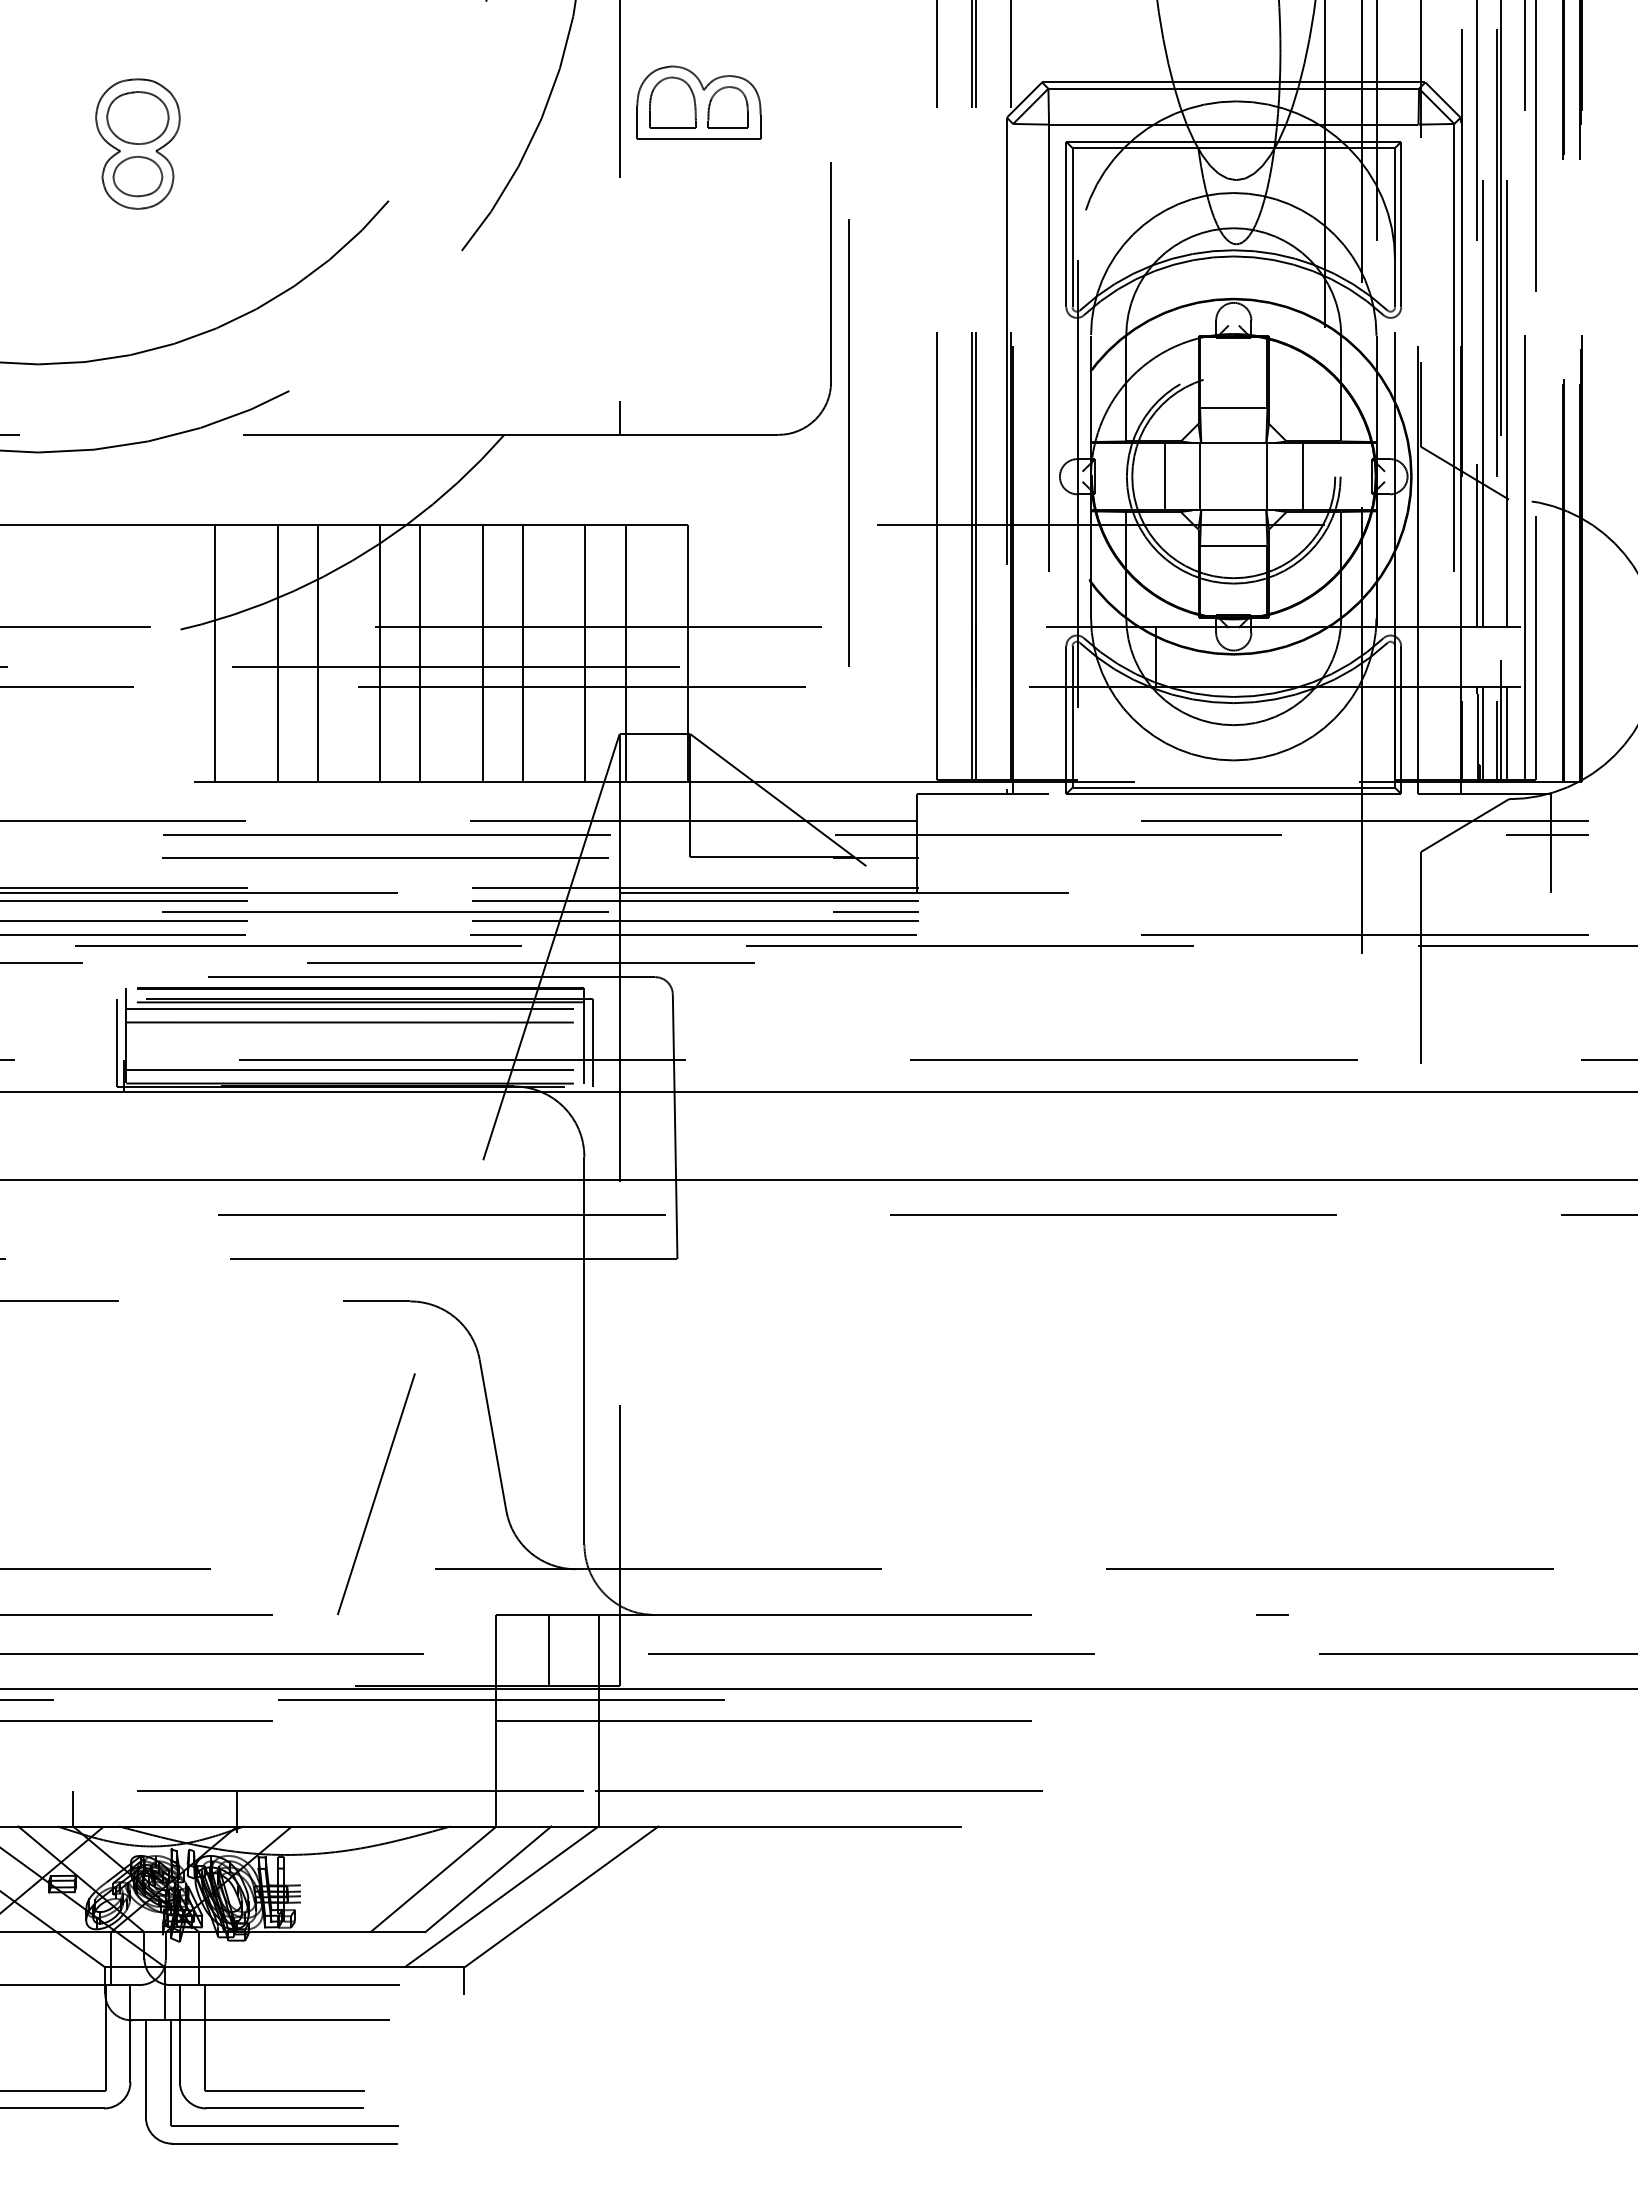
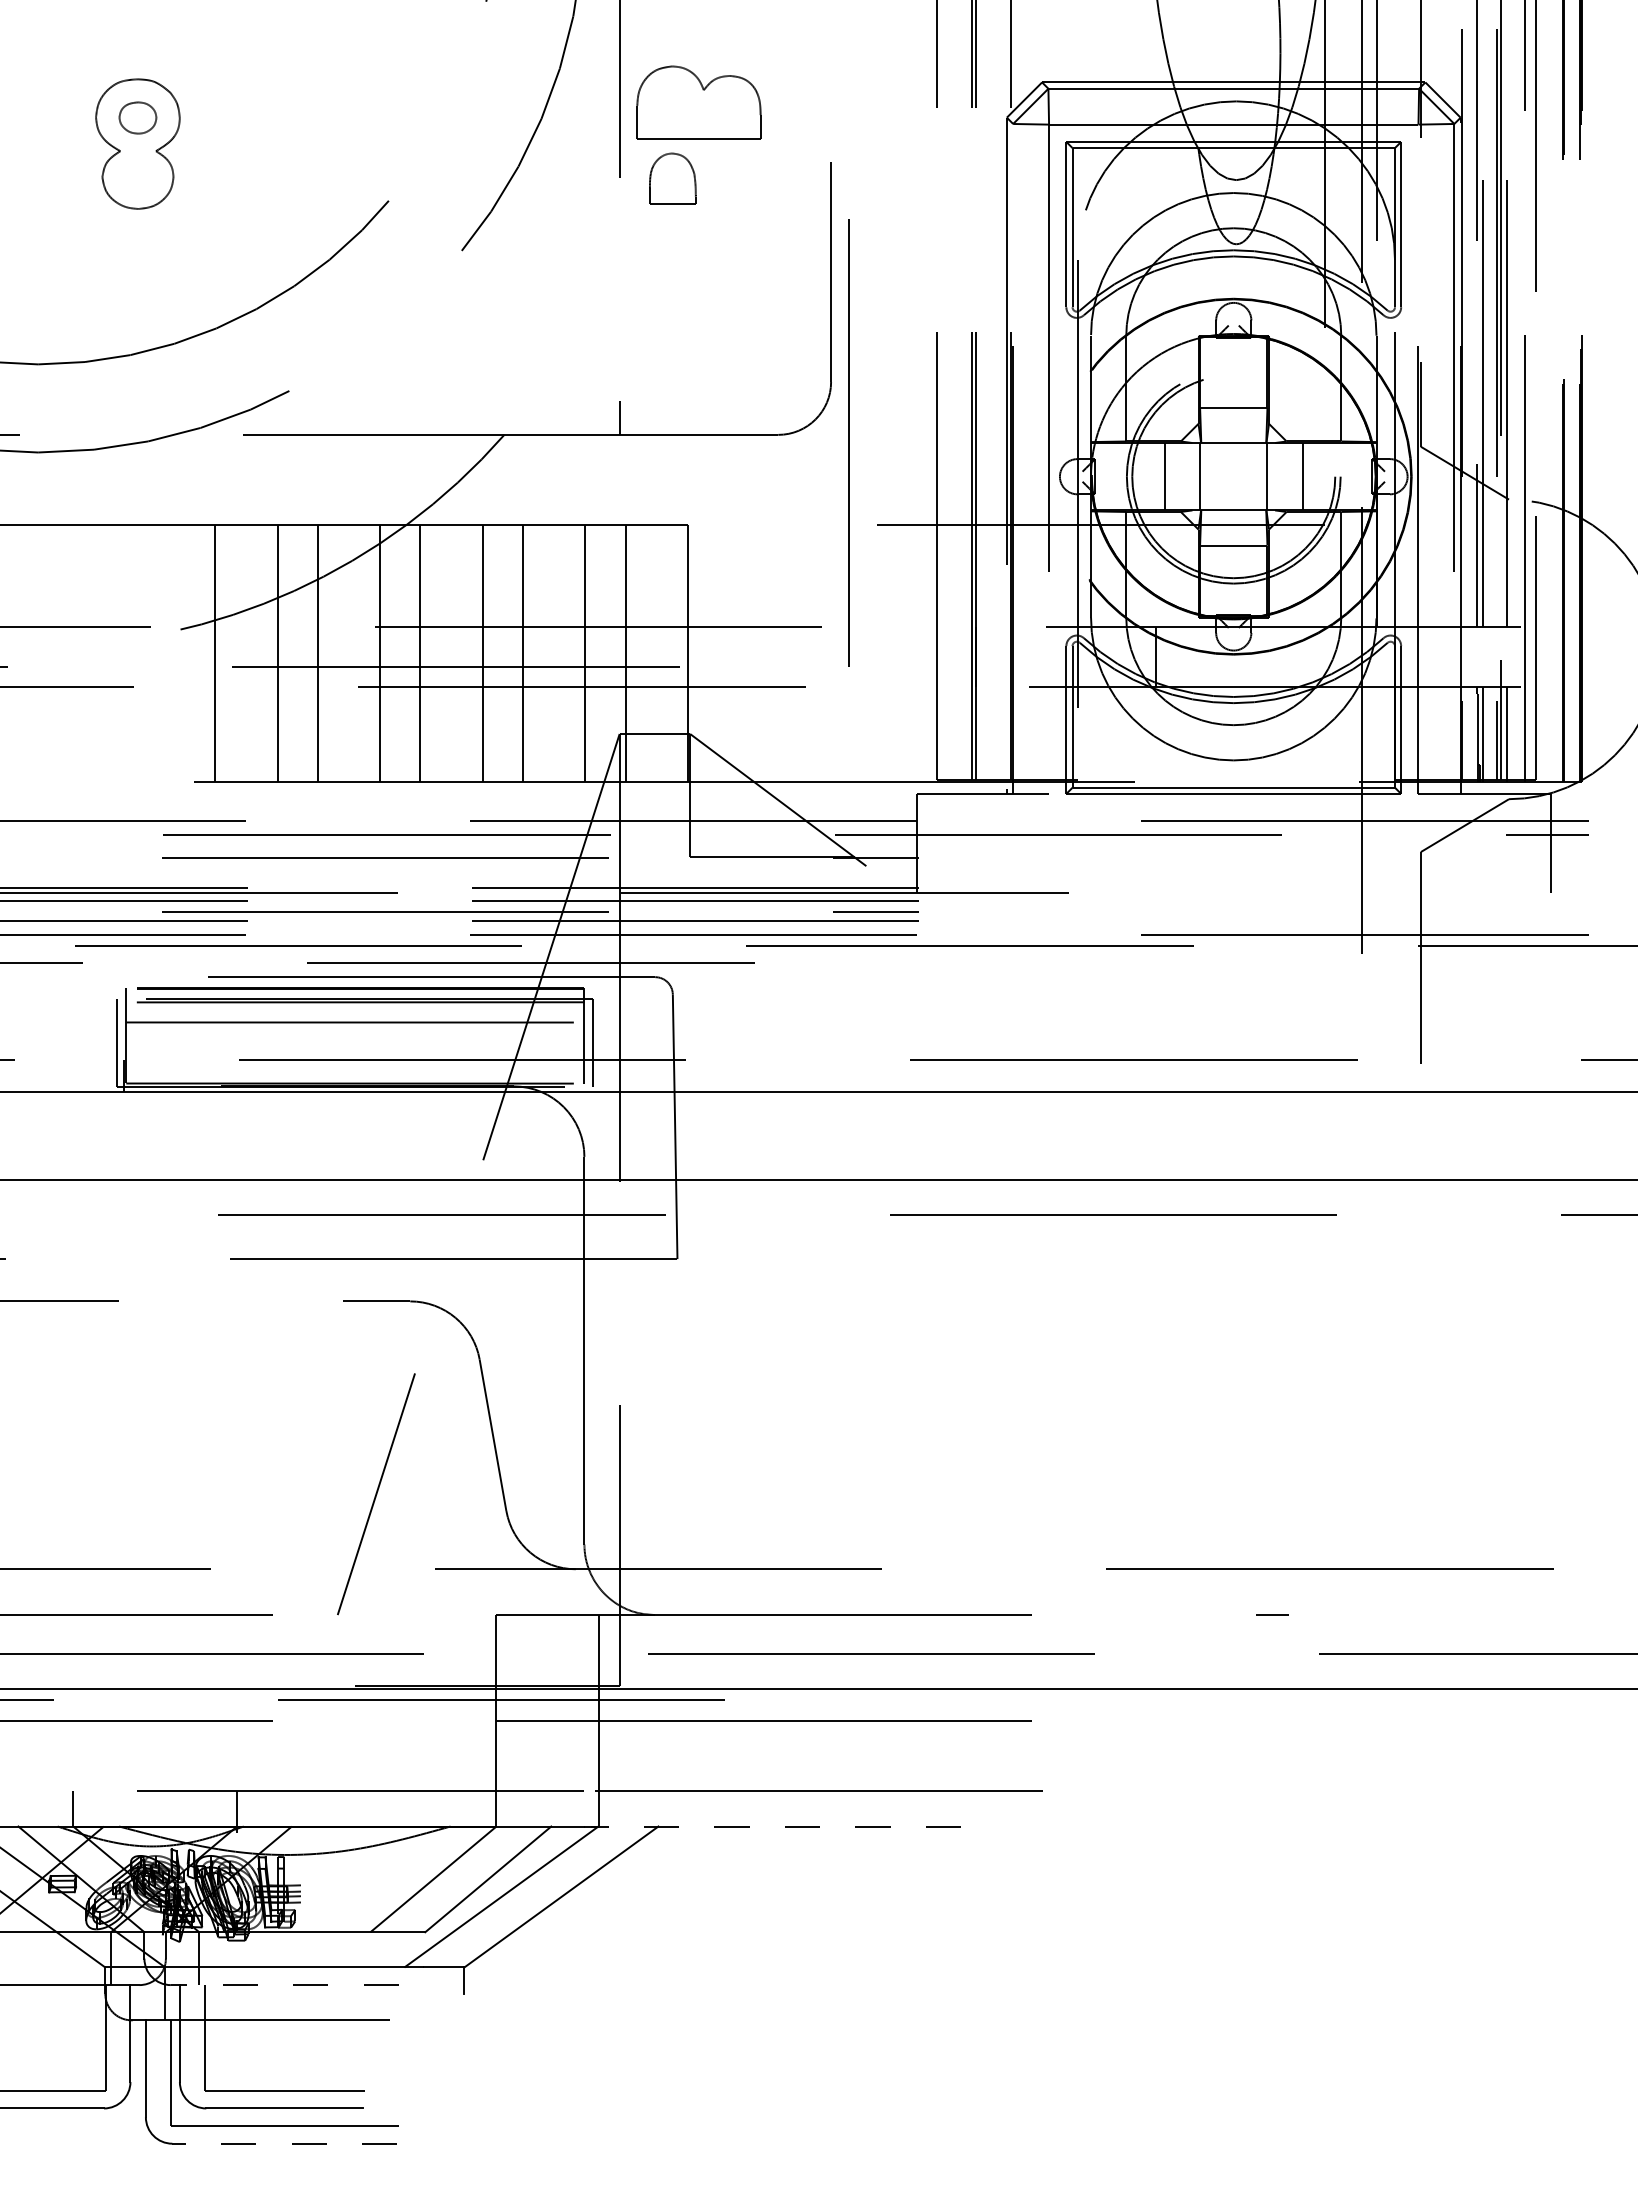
part position: (672, 102) -> (672, 178) (672, 178)
part: present -> none (727, 107)
part size: 64x54 px -> 40x34 px (137, 117)
part: present -> none (137, 176)
line: present -> none (355, 1008)
line: present -> none (355, 1069)
line: present -> none (549, 1650)
line: solid -> dashed (772, 1826)
line: solid -> dashed (284, 1985)
line: solid -> dashed (284, 2143)
